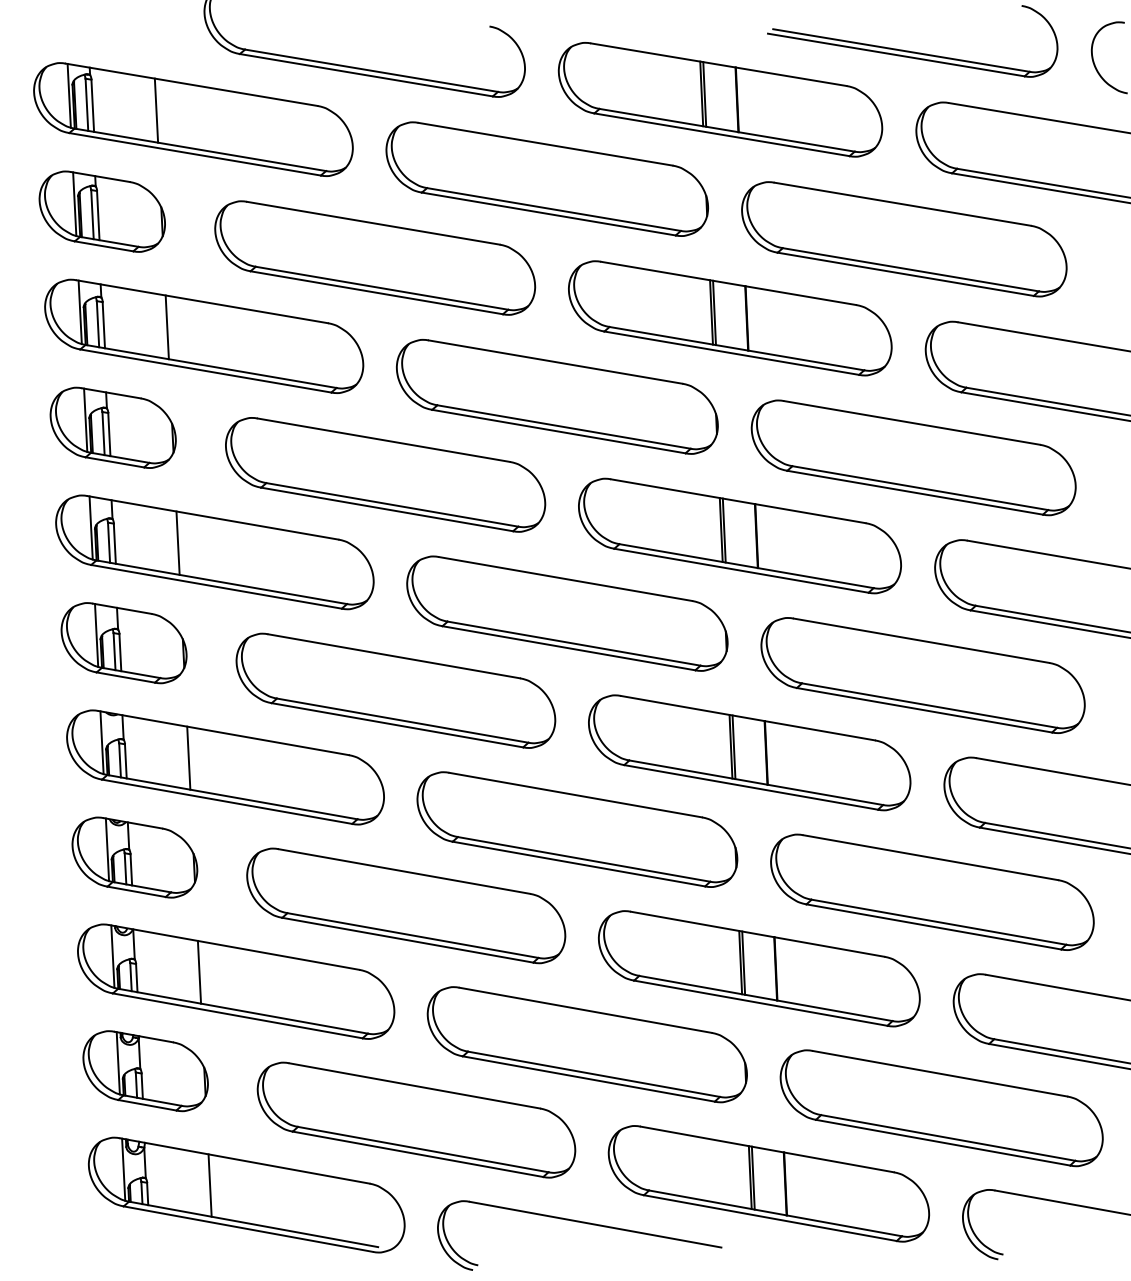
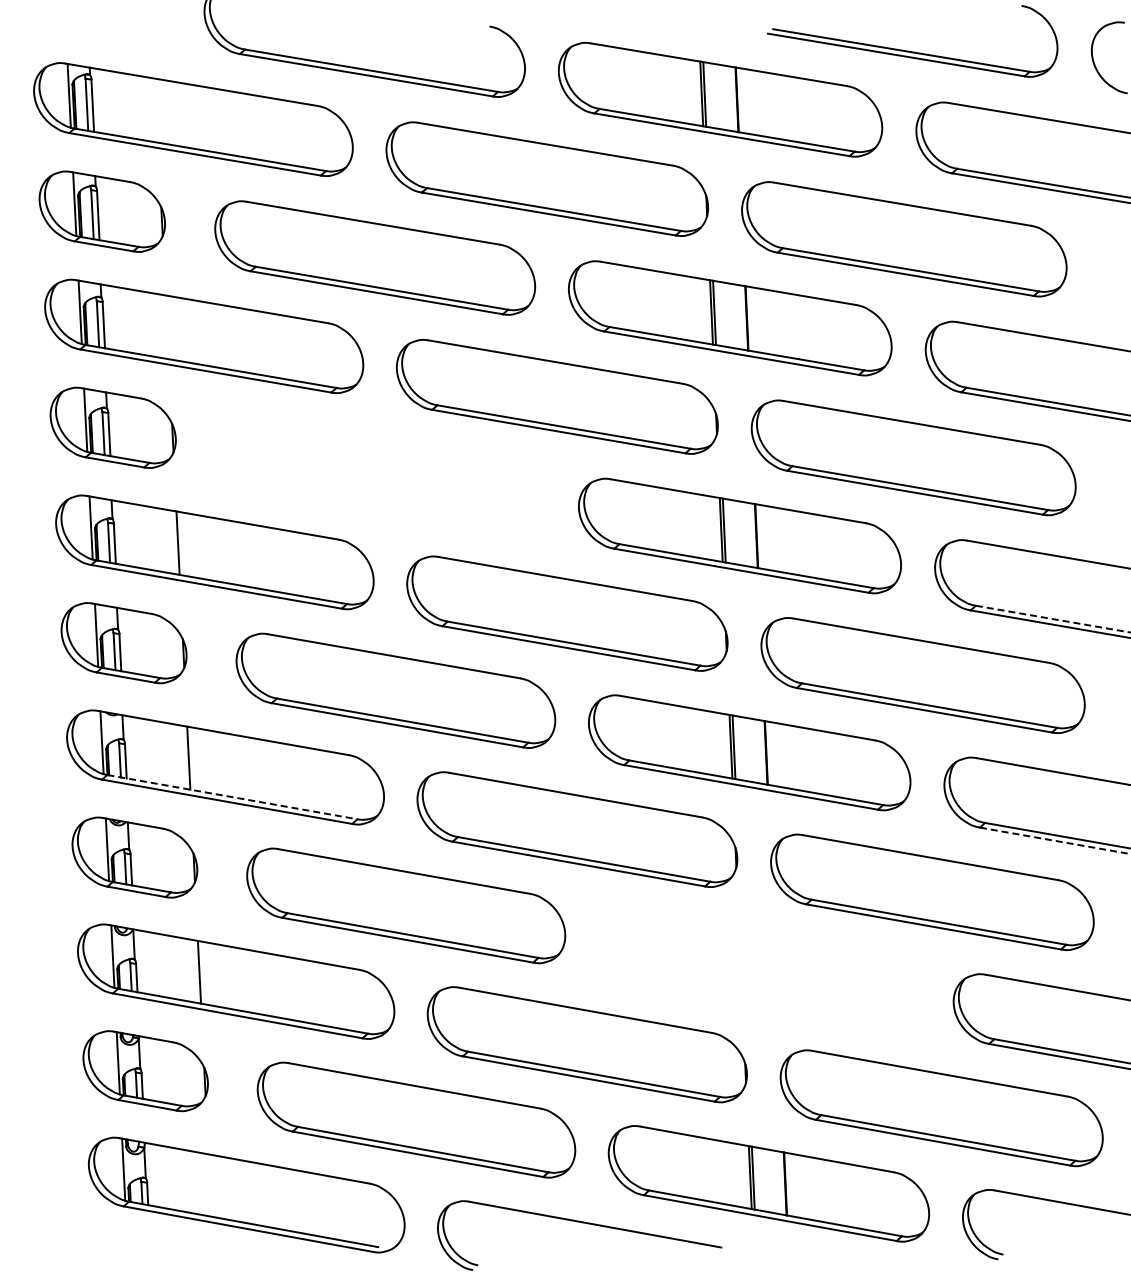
line: present -> none (156, 110)
line: present -> none (166, 327)
part: present -> none (385, 474)
line: solid -> dashed (1053, 619)
line: solid -> dashed (232, 797)
line: solid -> dashed (1054, 840)
part: present -> none (759, 968)
line: present -> none (209, 1185)
